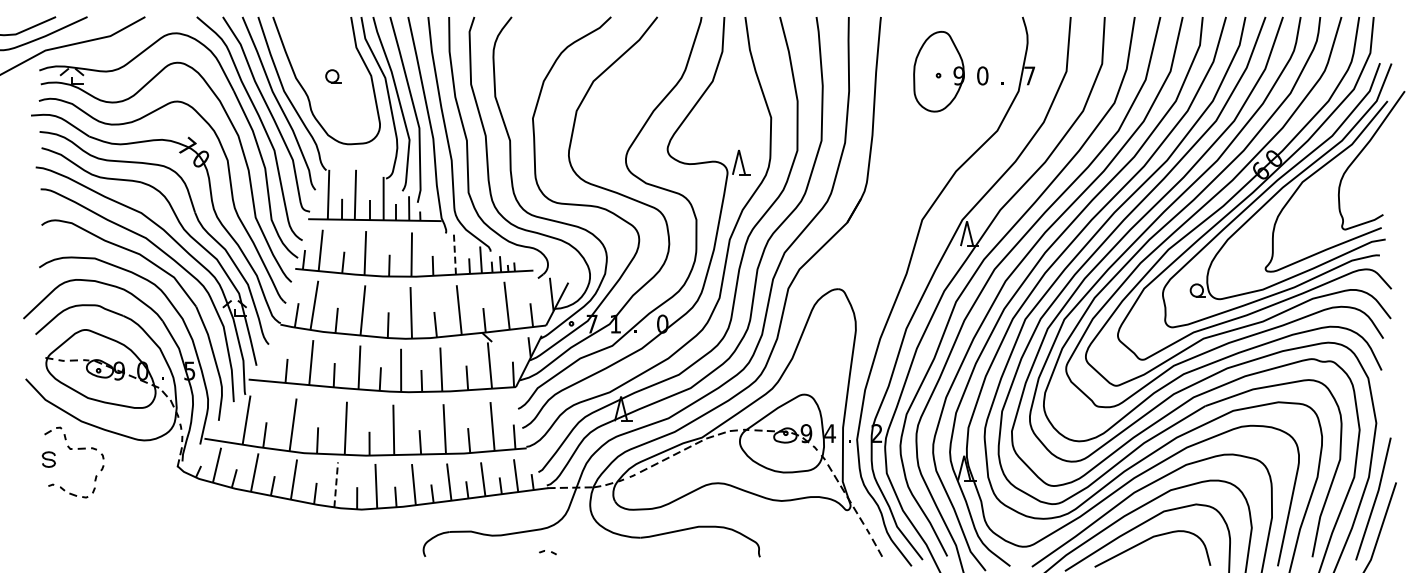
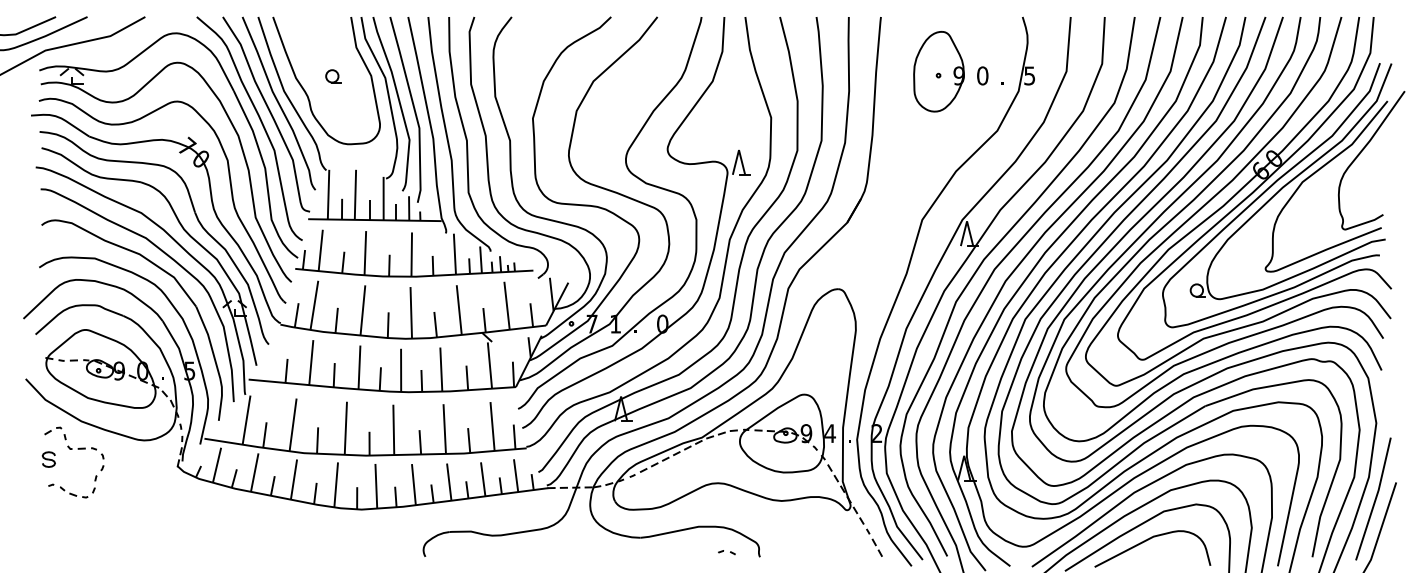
text: 7 -> 5 (1029, 75)
line: dashed -> solid (454, 253)
line: dashed -> solid (336, 484)
part position: (547, 552) -> (726, 552) (726, 552)
